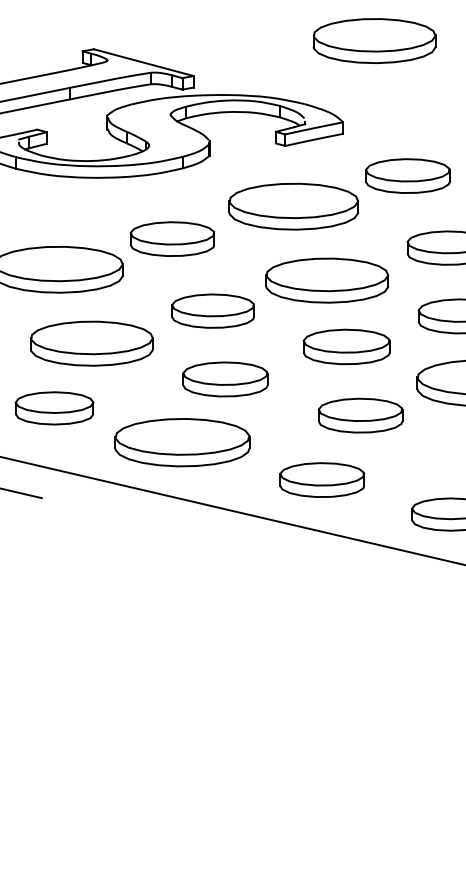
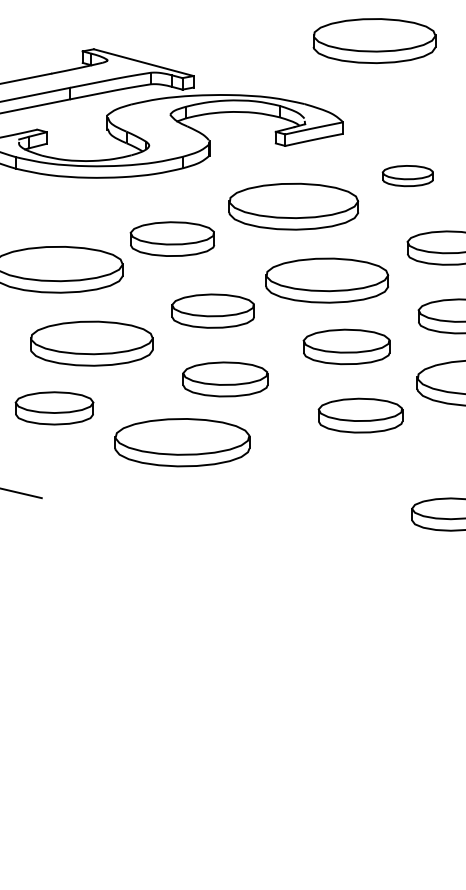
part size: 86x36 px -> 53x23 px (407, 176)
part: present -> none (321, 479)
line: present -> none (232, 510)
